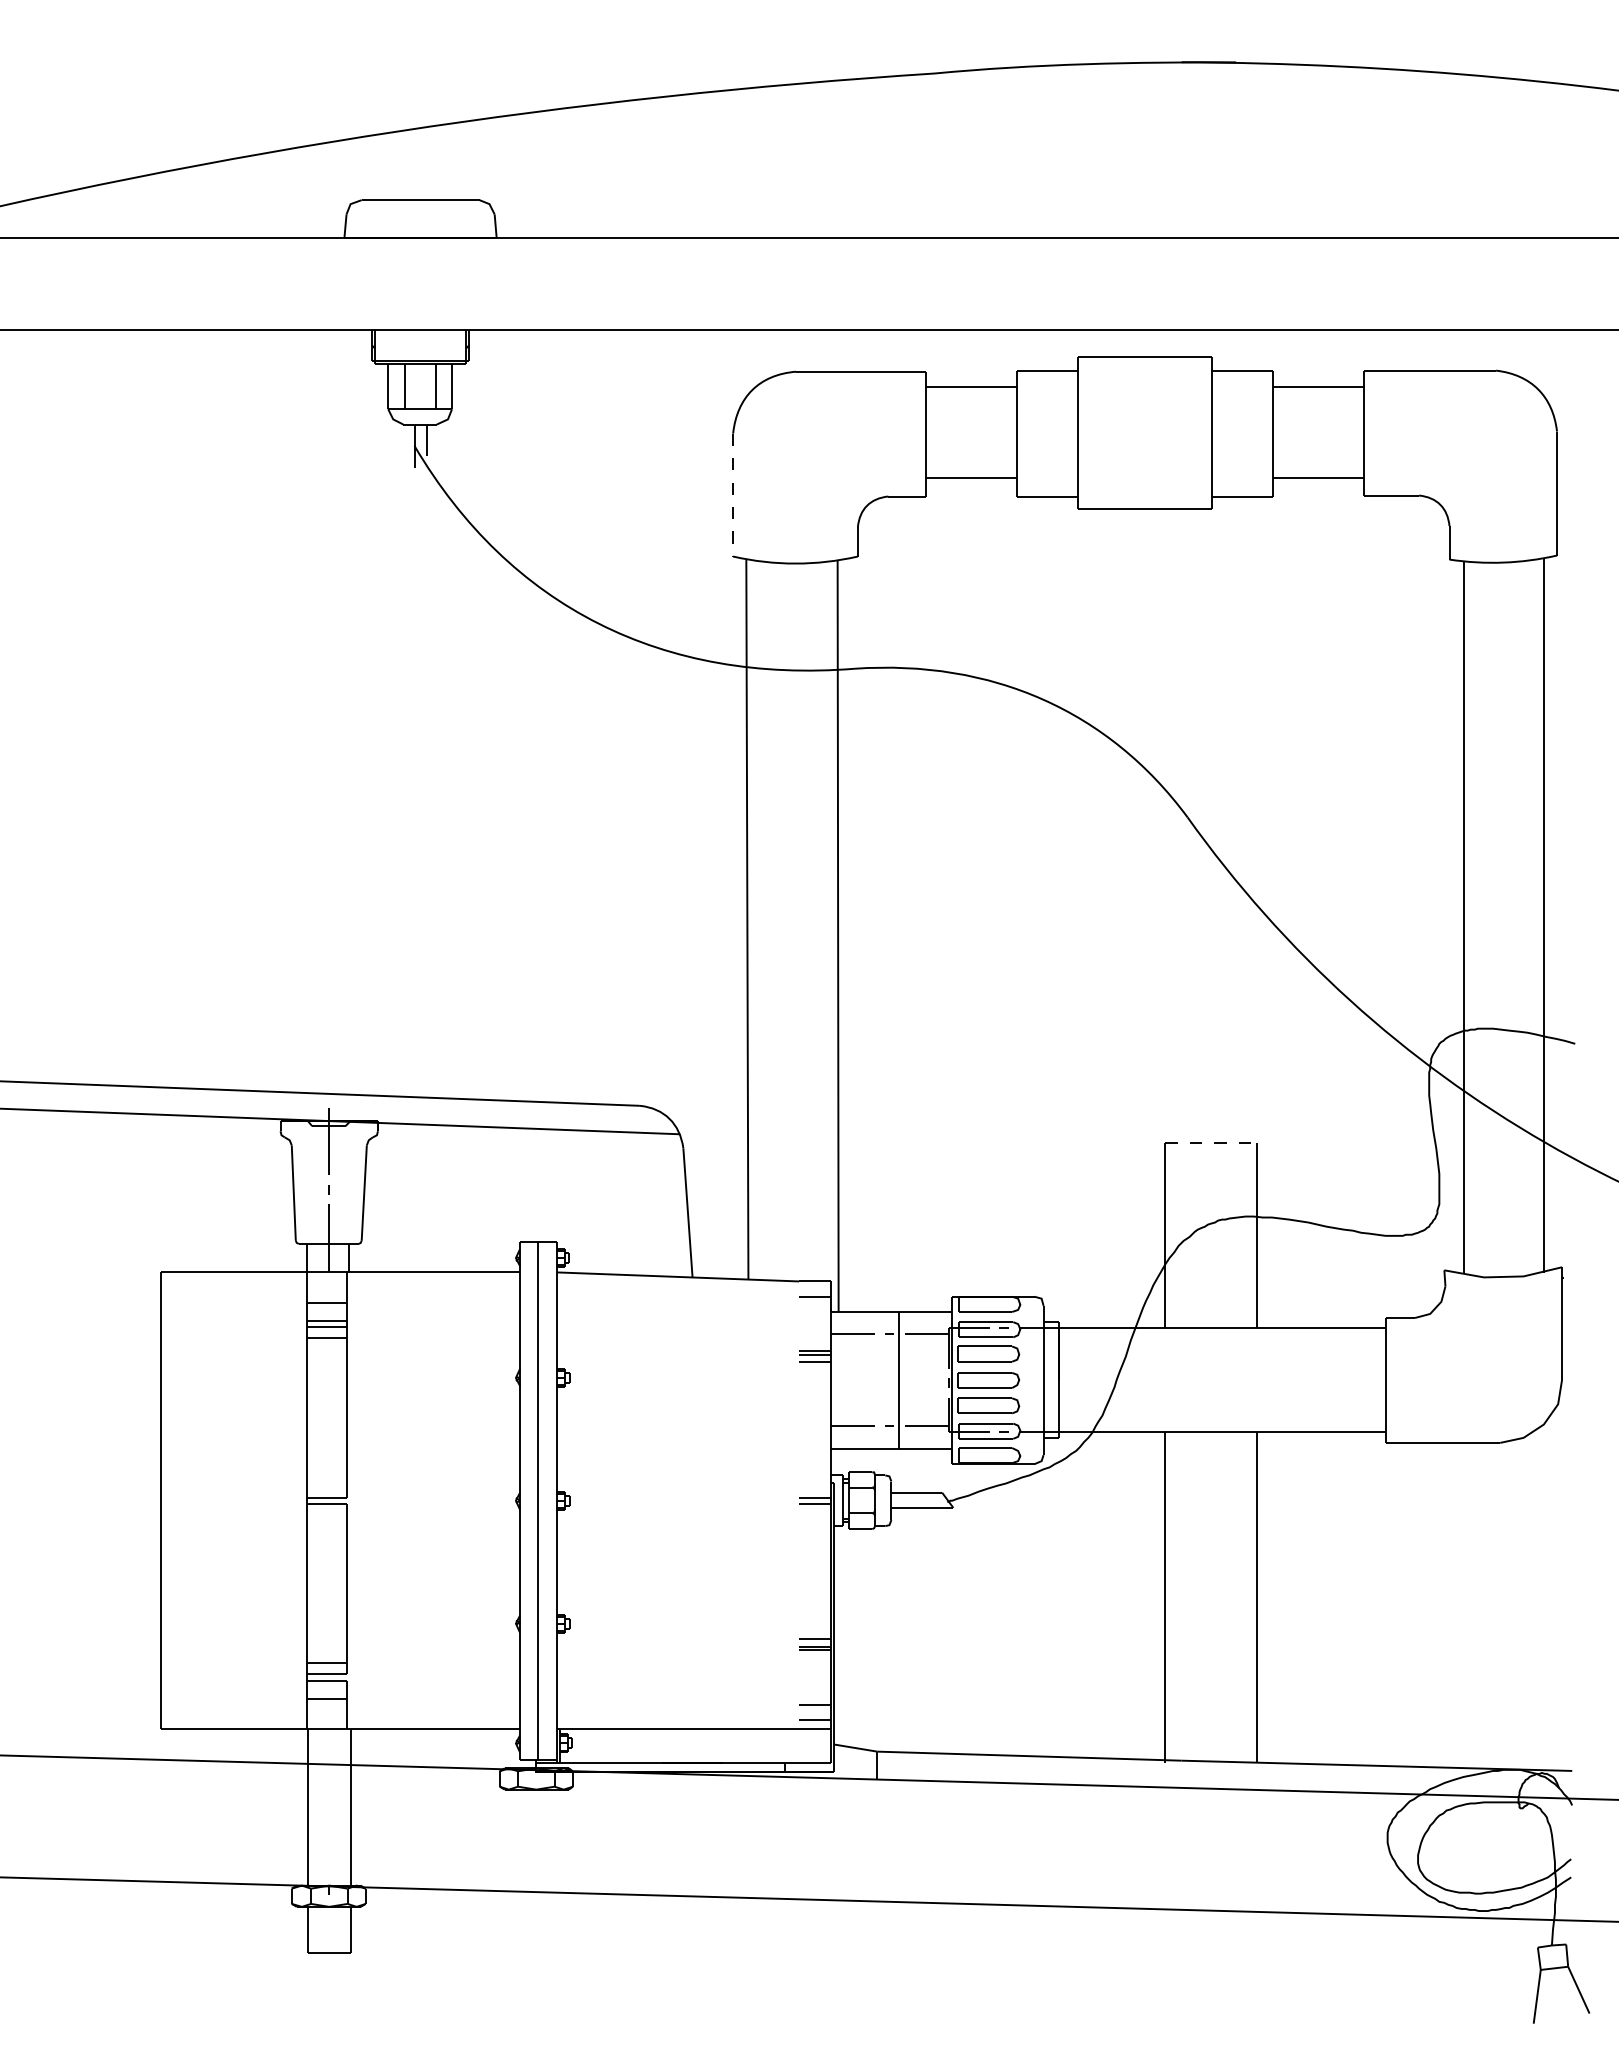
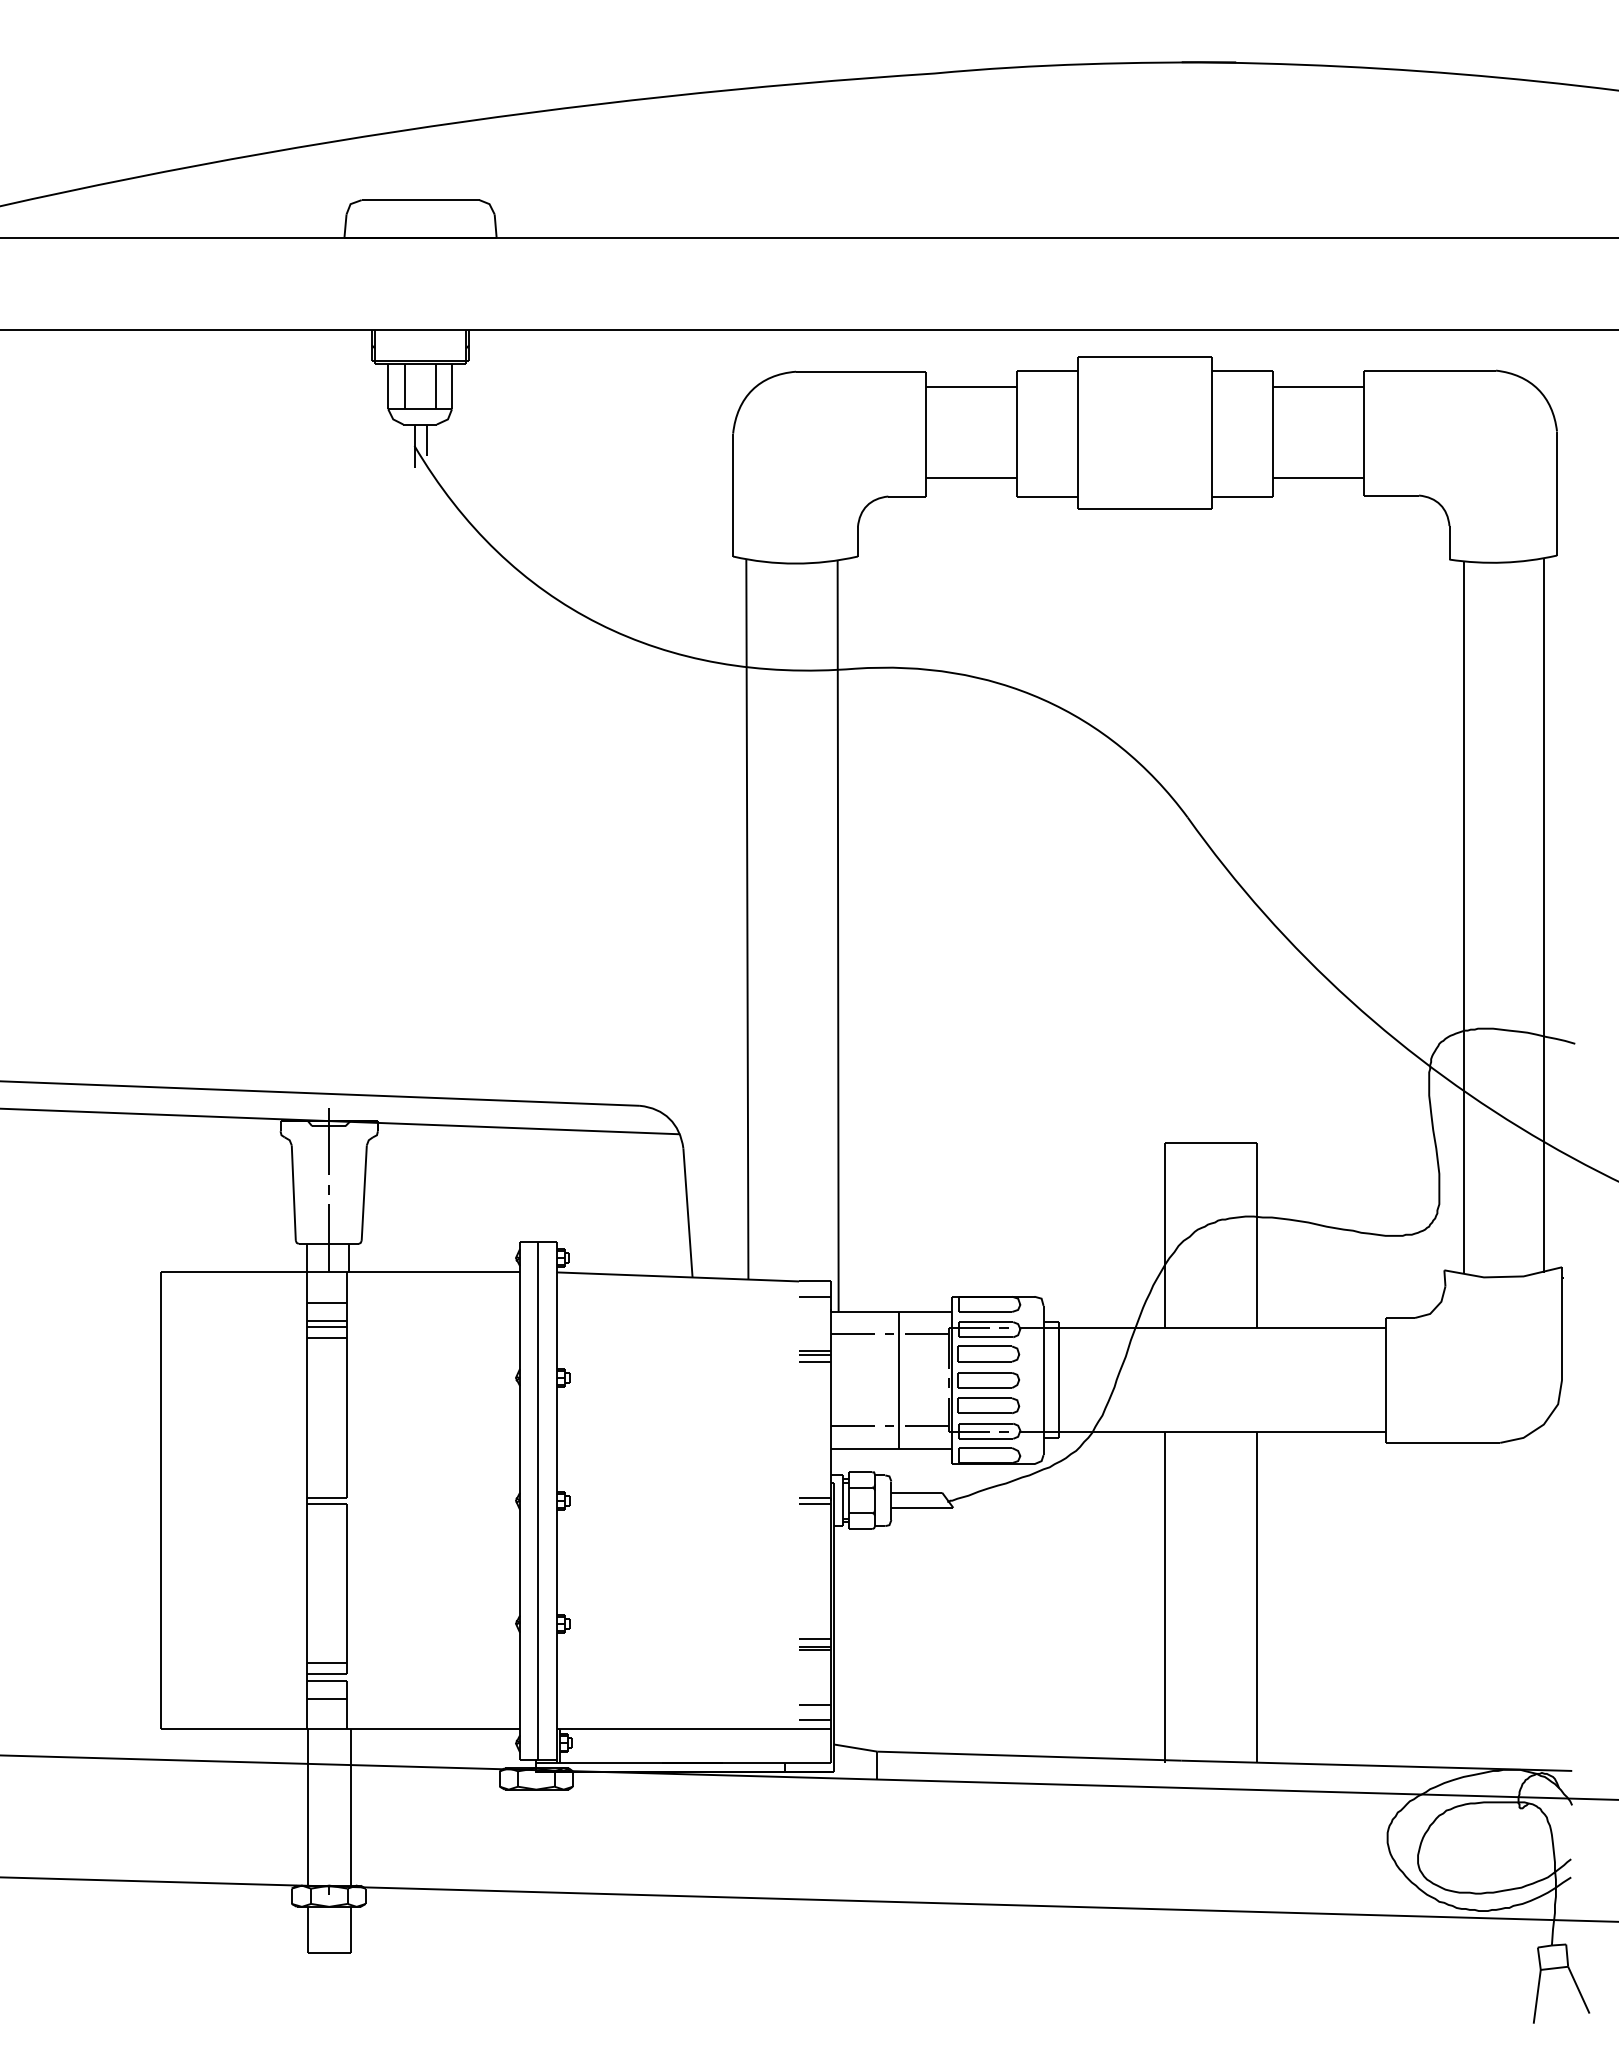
line: dashed -> solid (733, 495)
line: dashed -> solid (1211, 1143)
